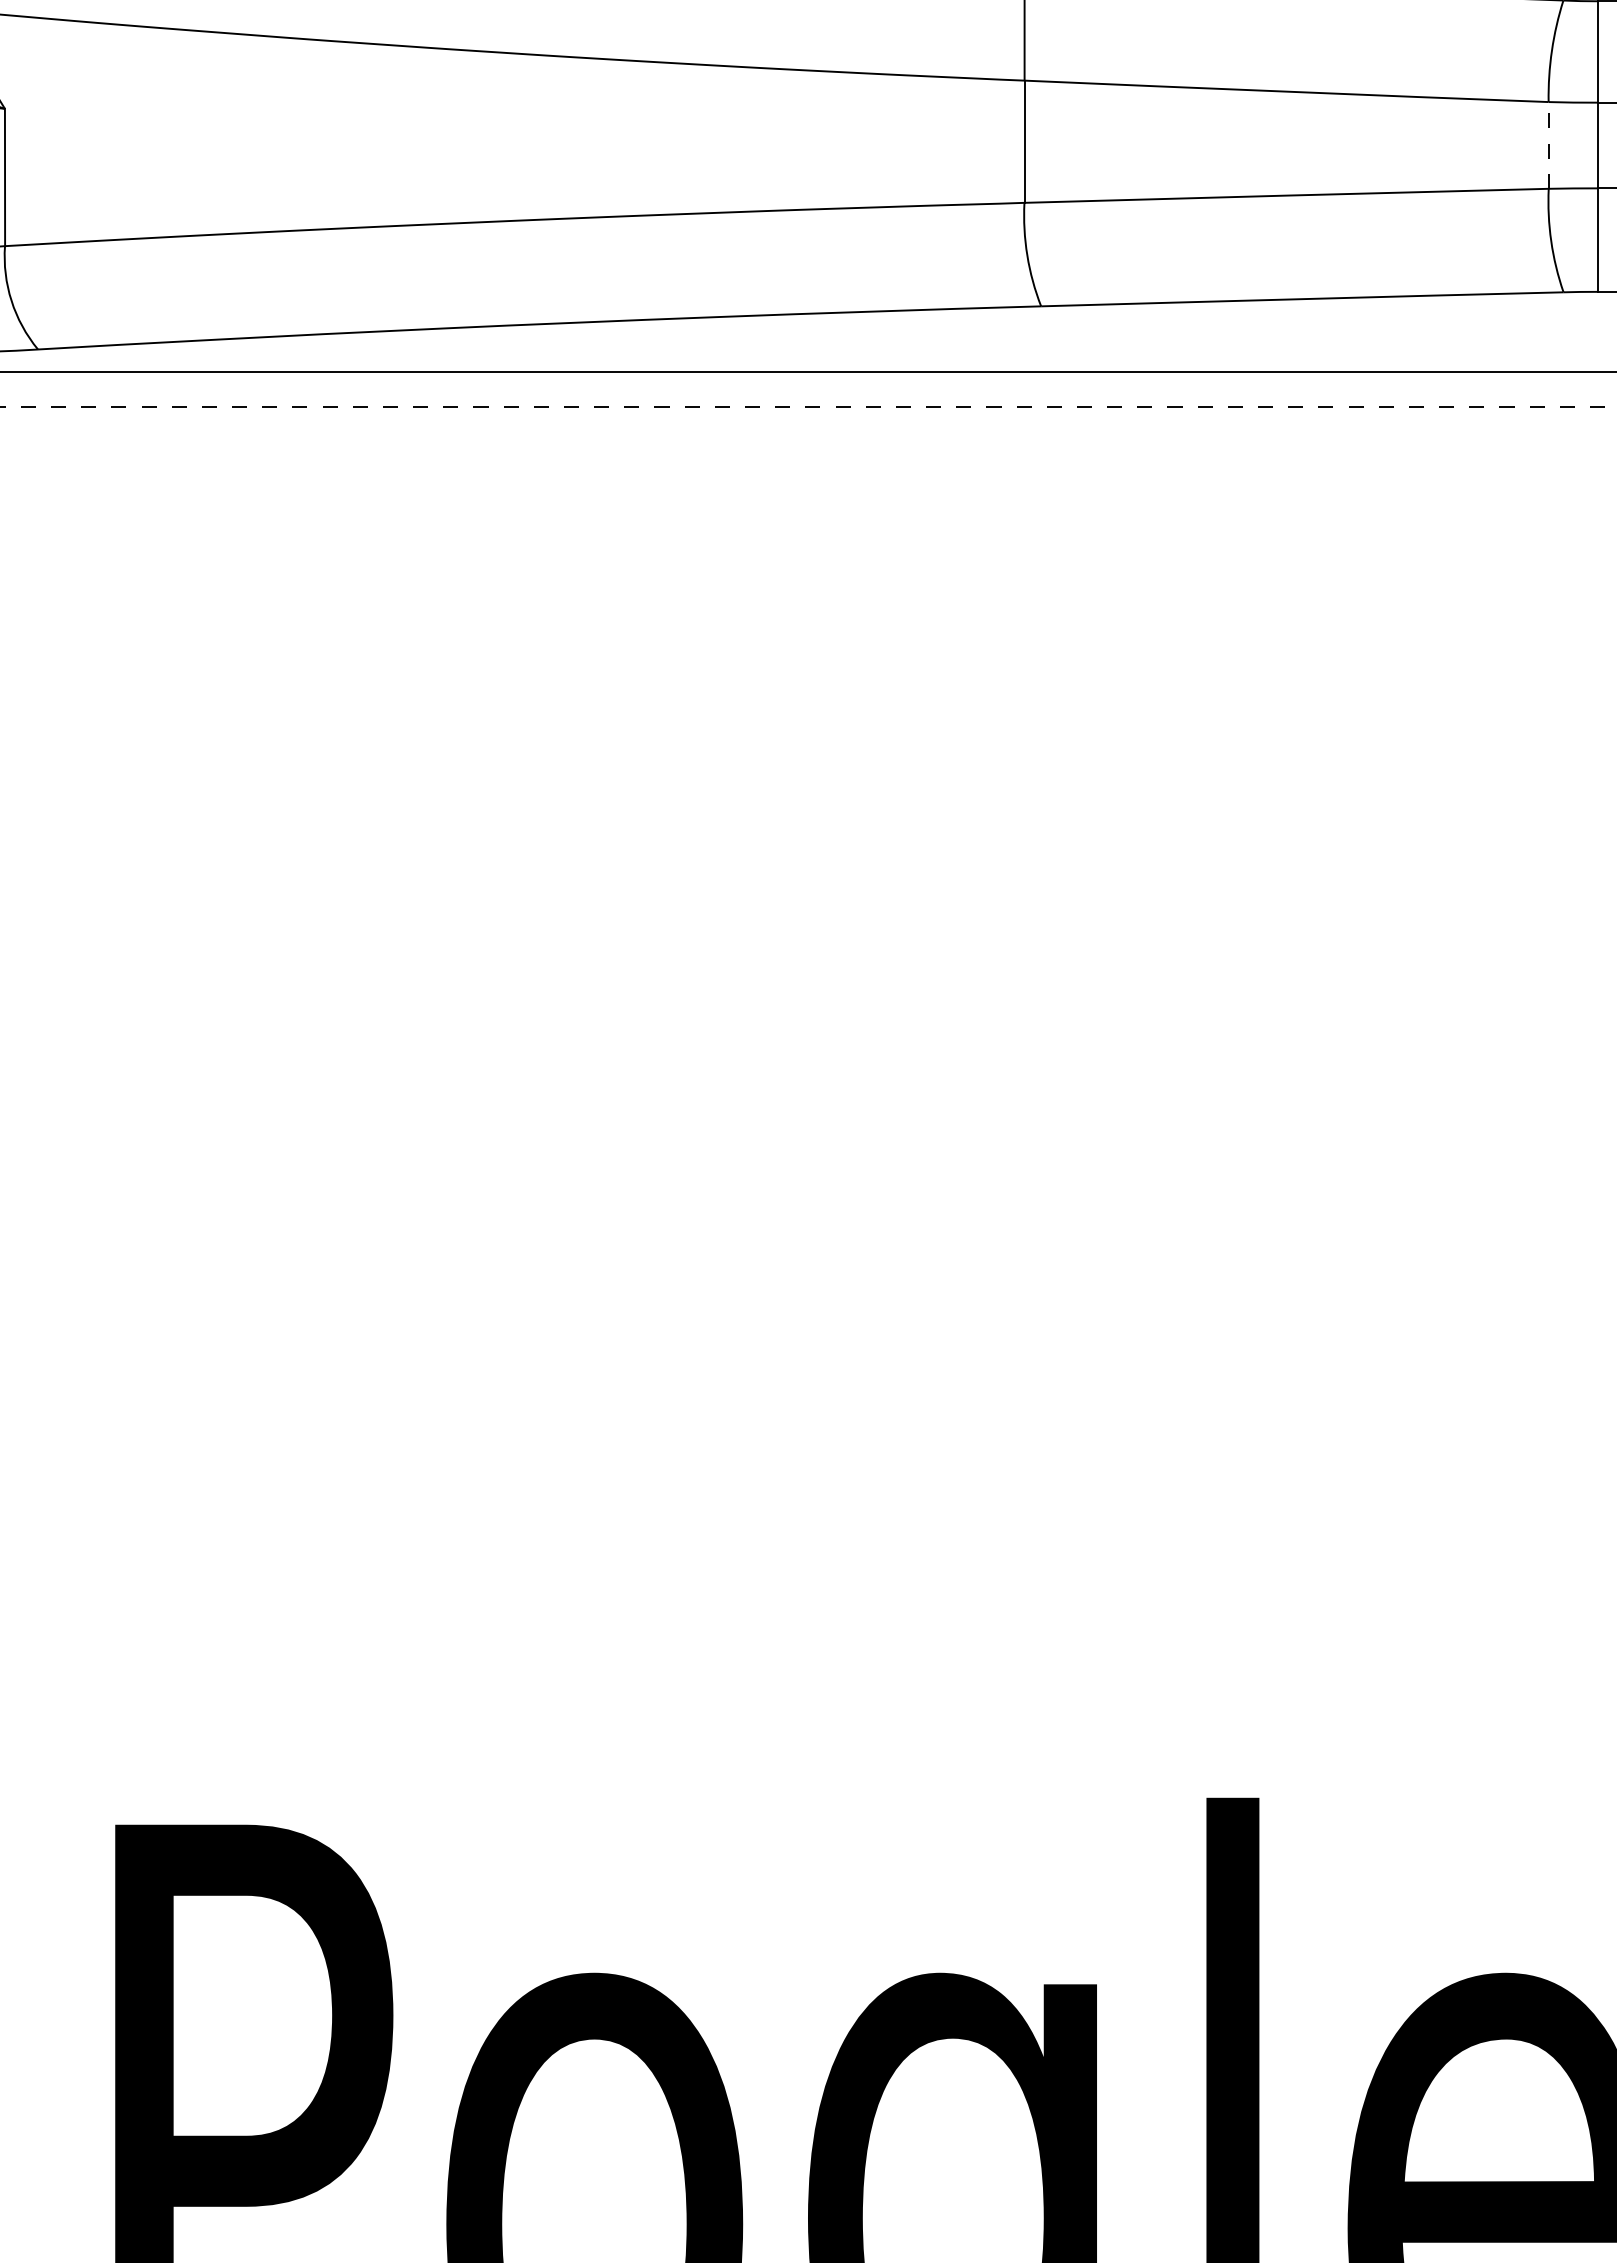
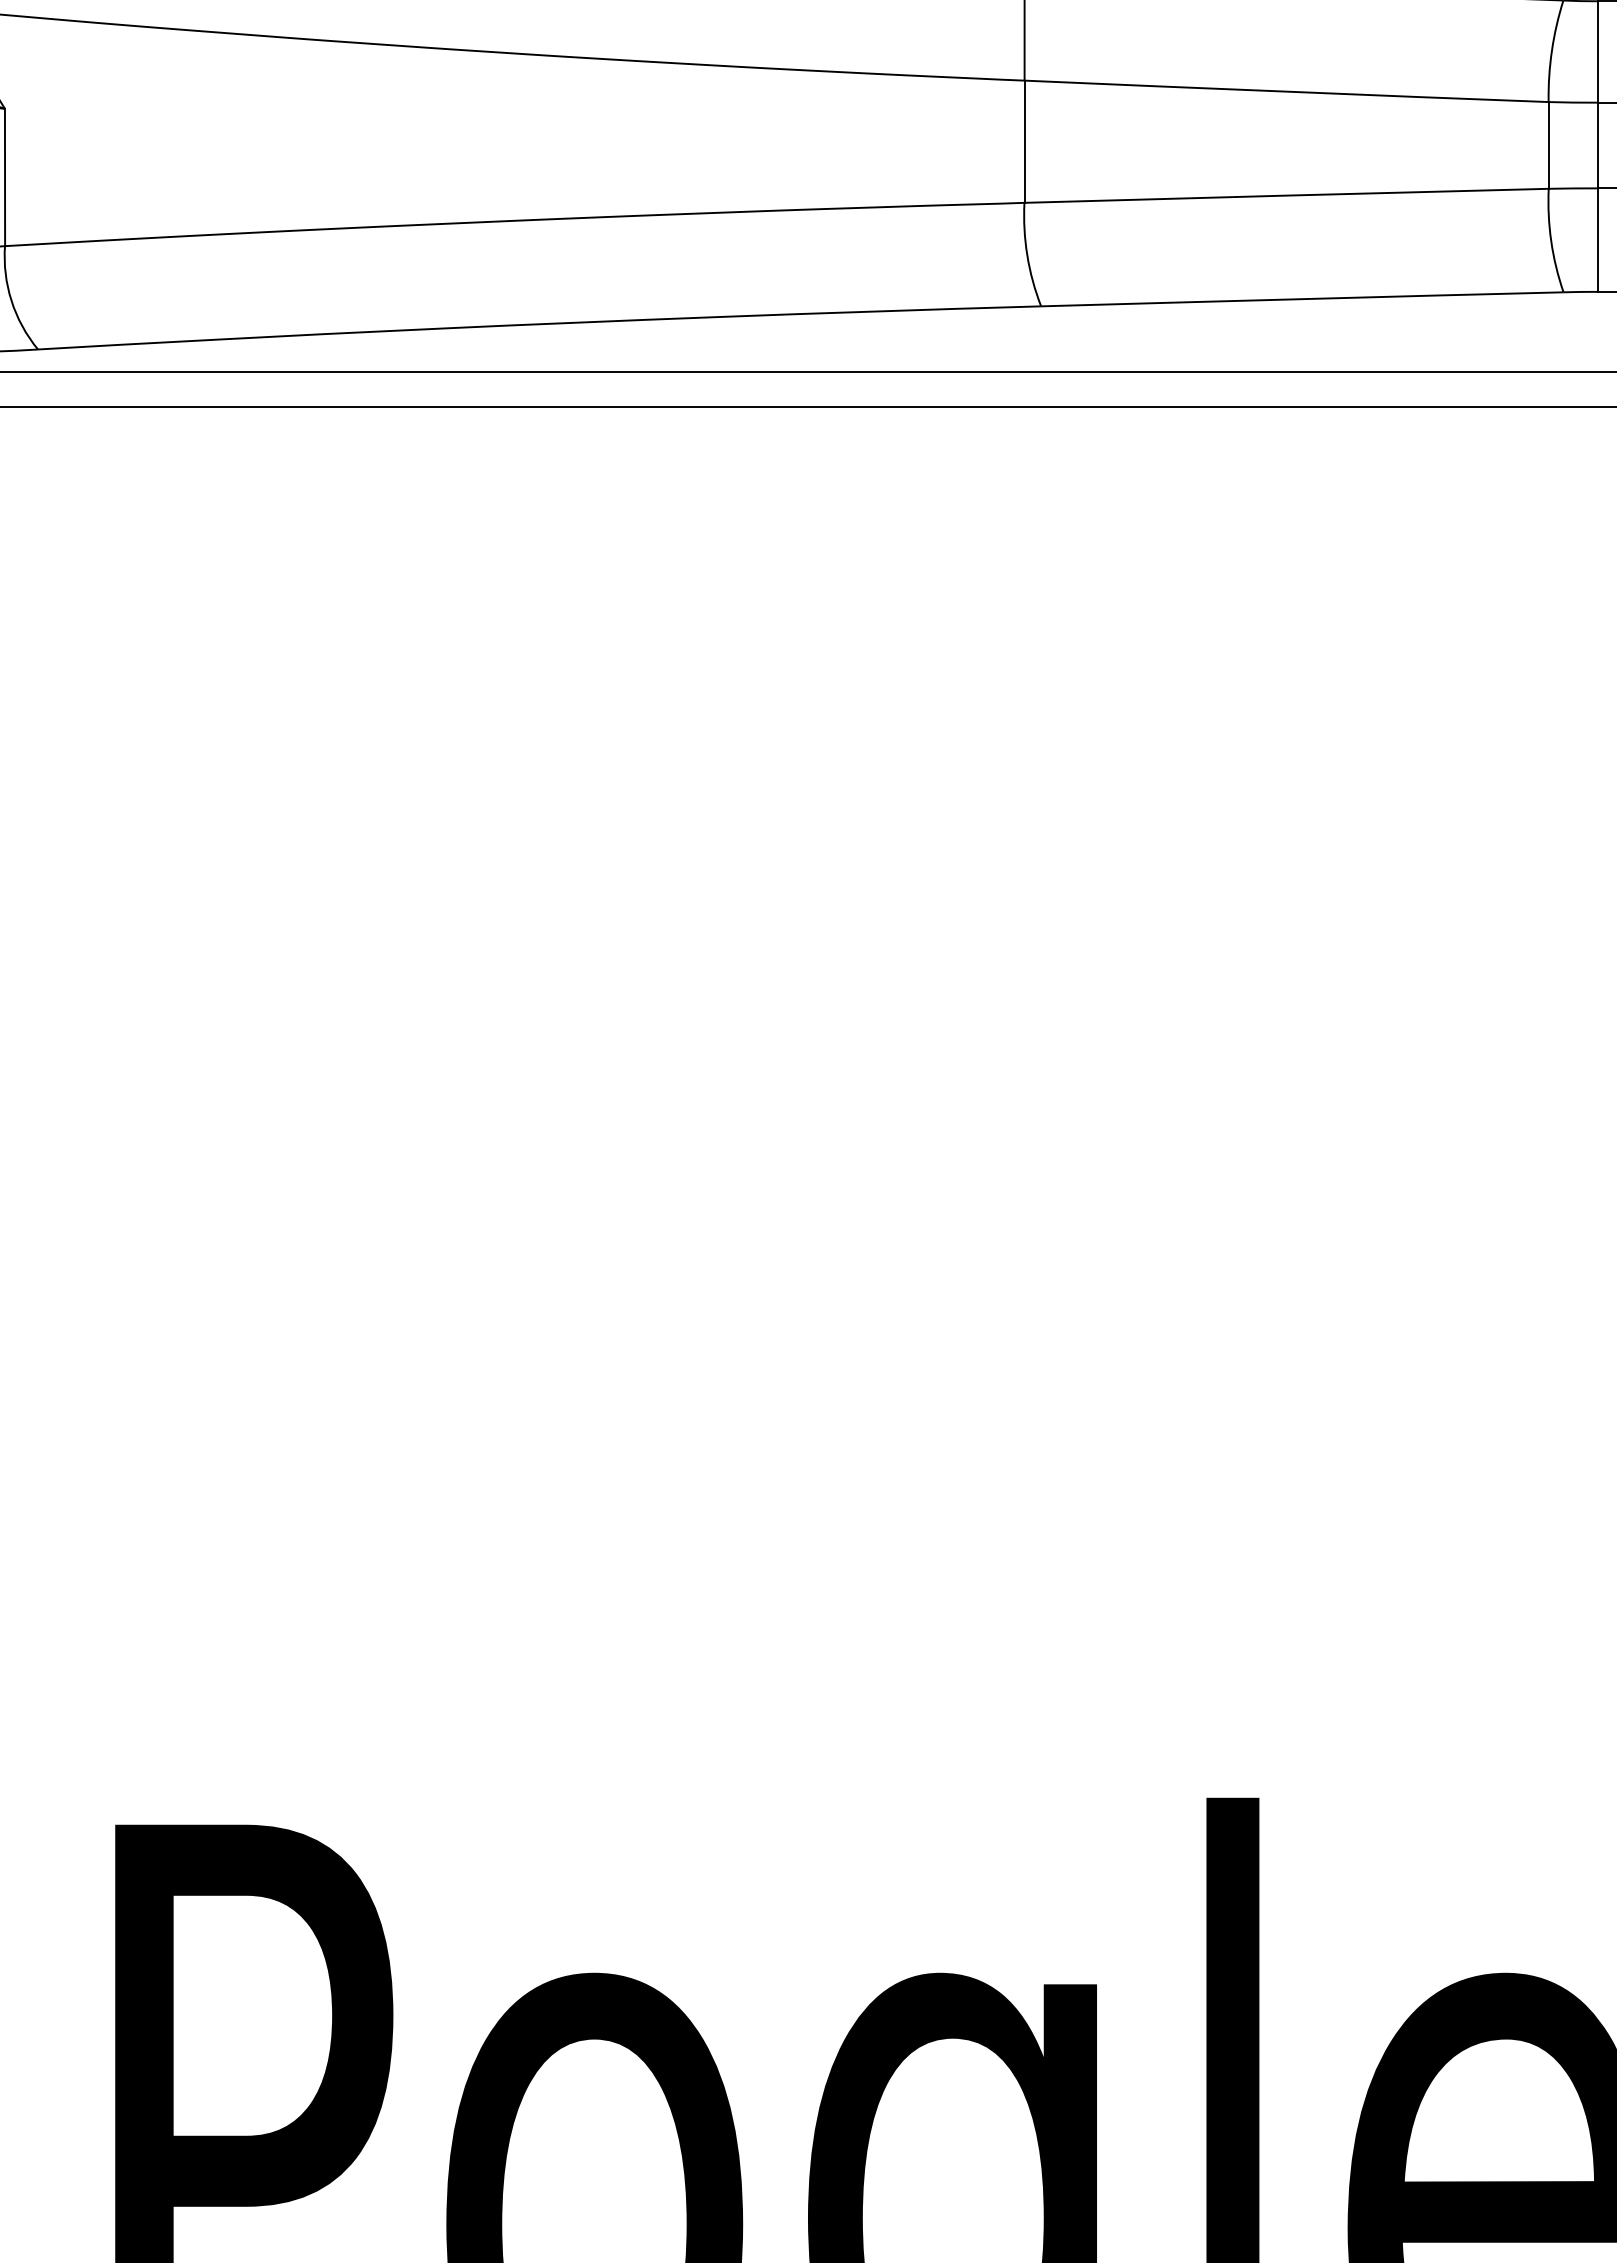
line: dashed -> solid (1548, 144)
line: dashed -> solid (808, 407)
